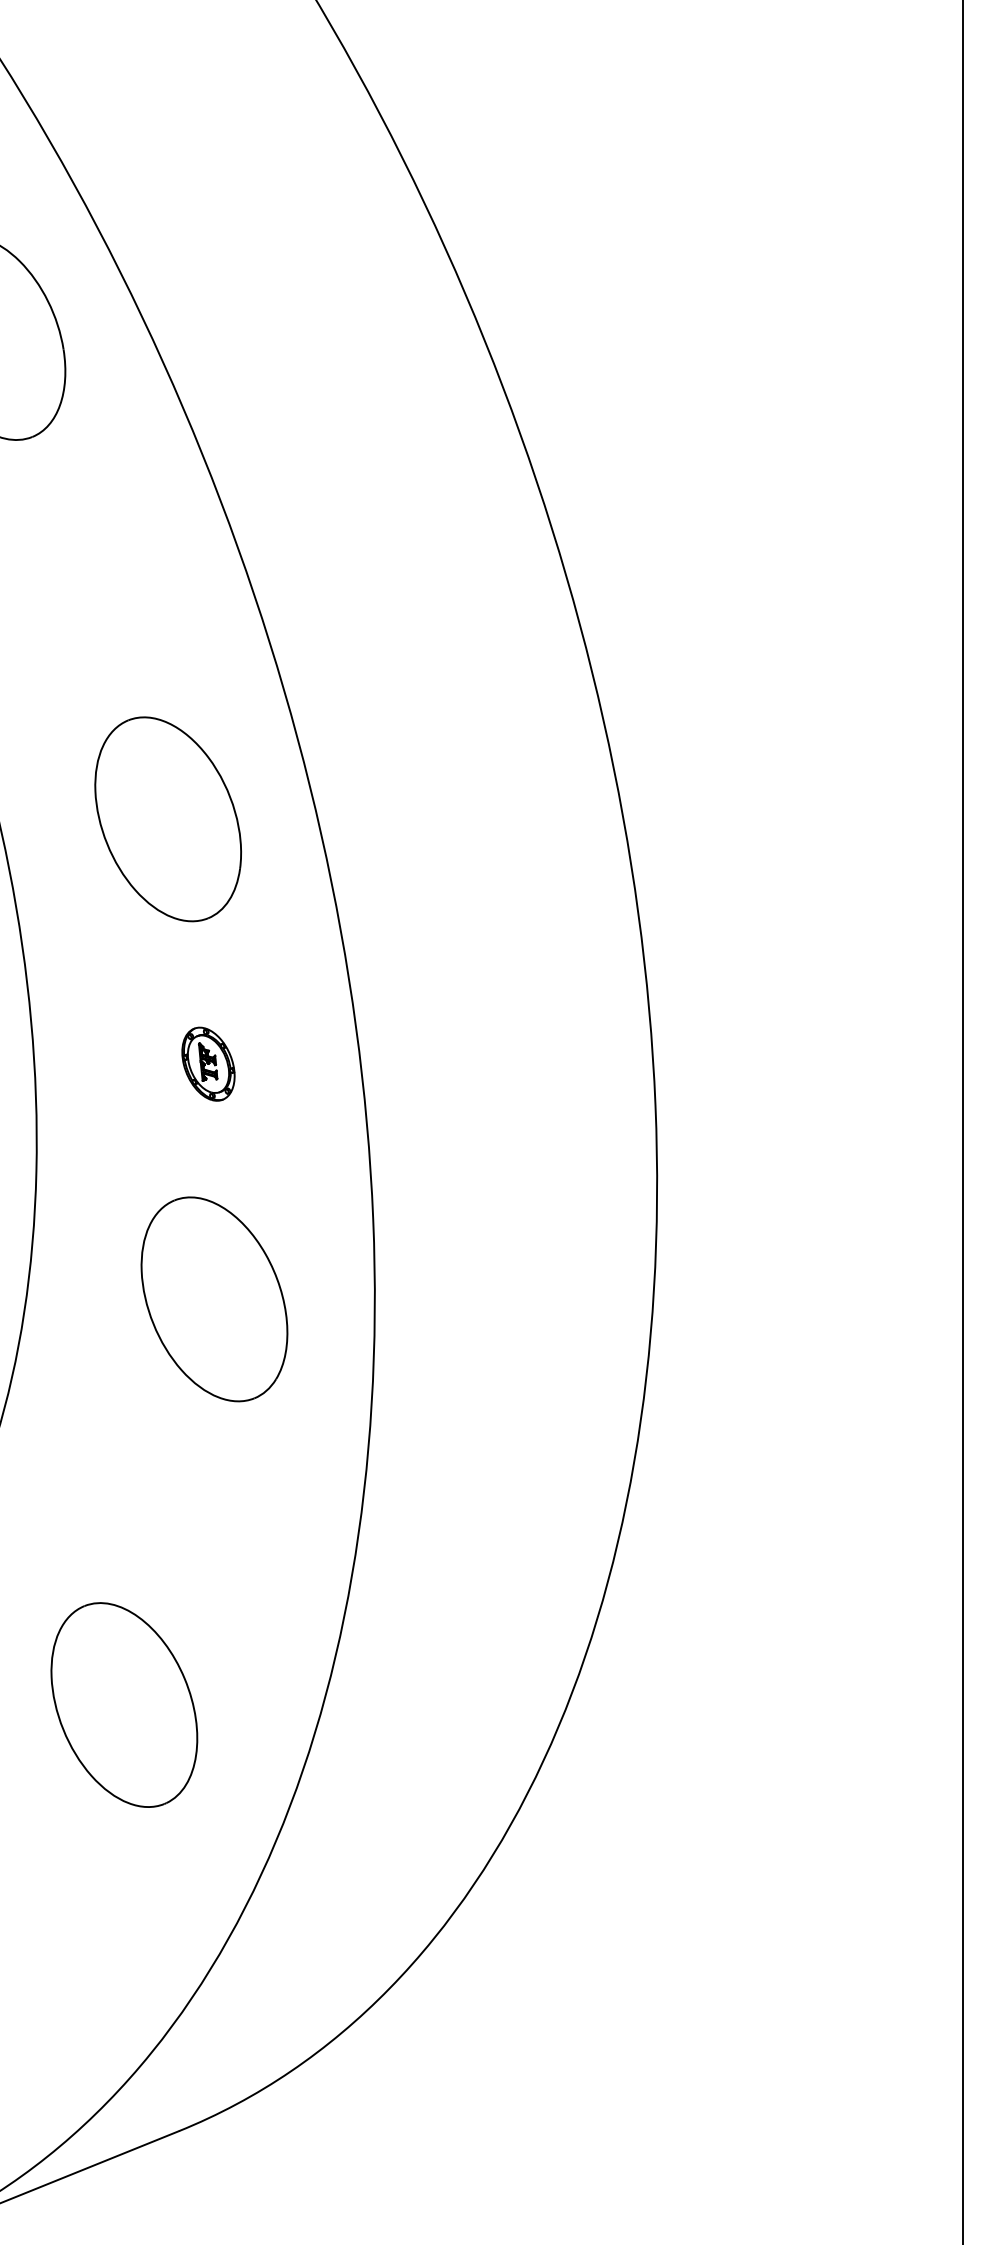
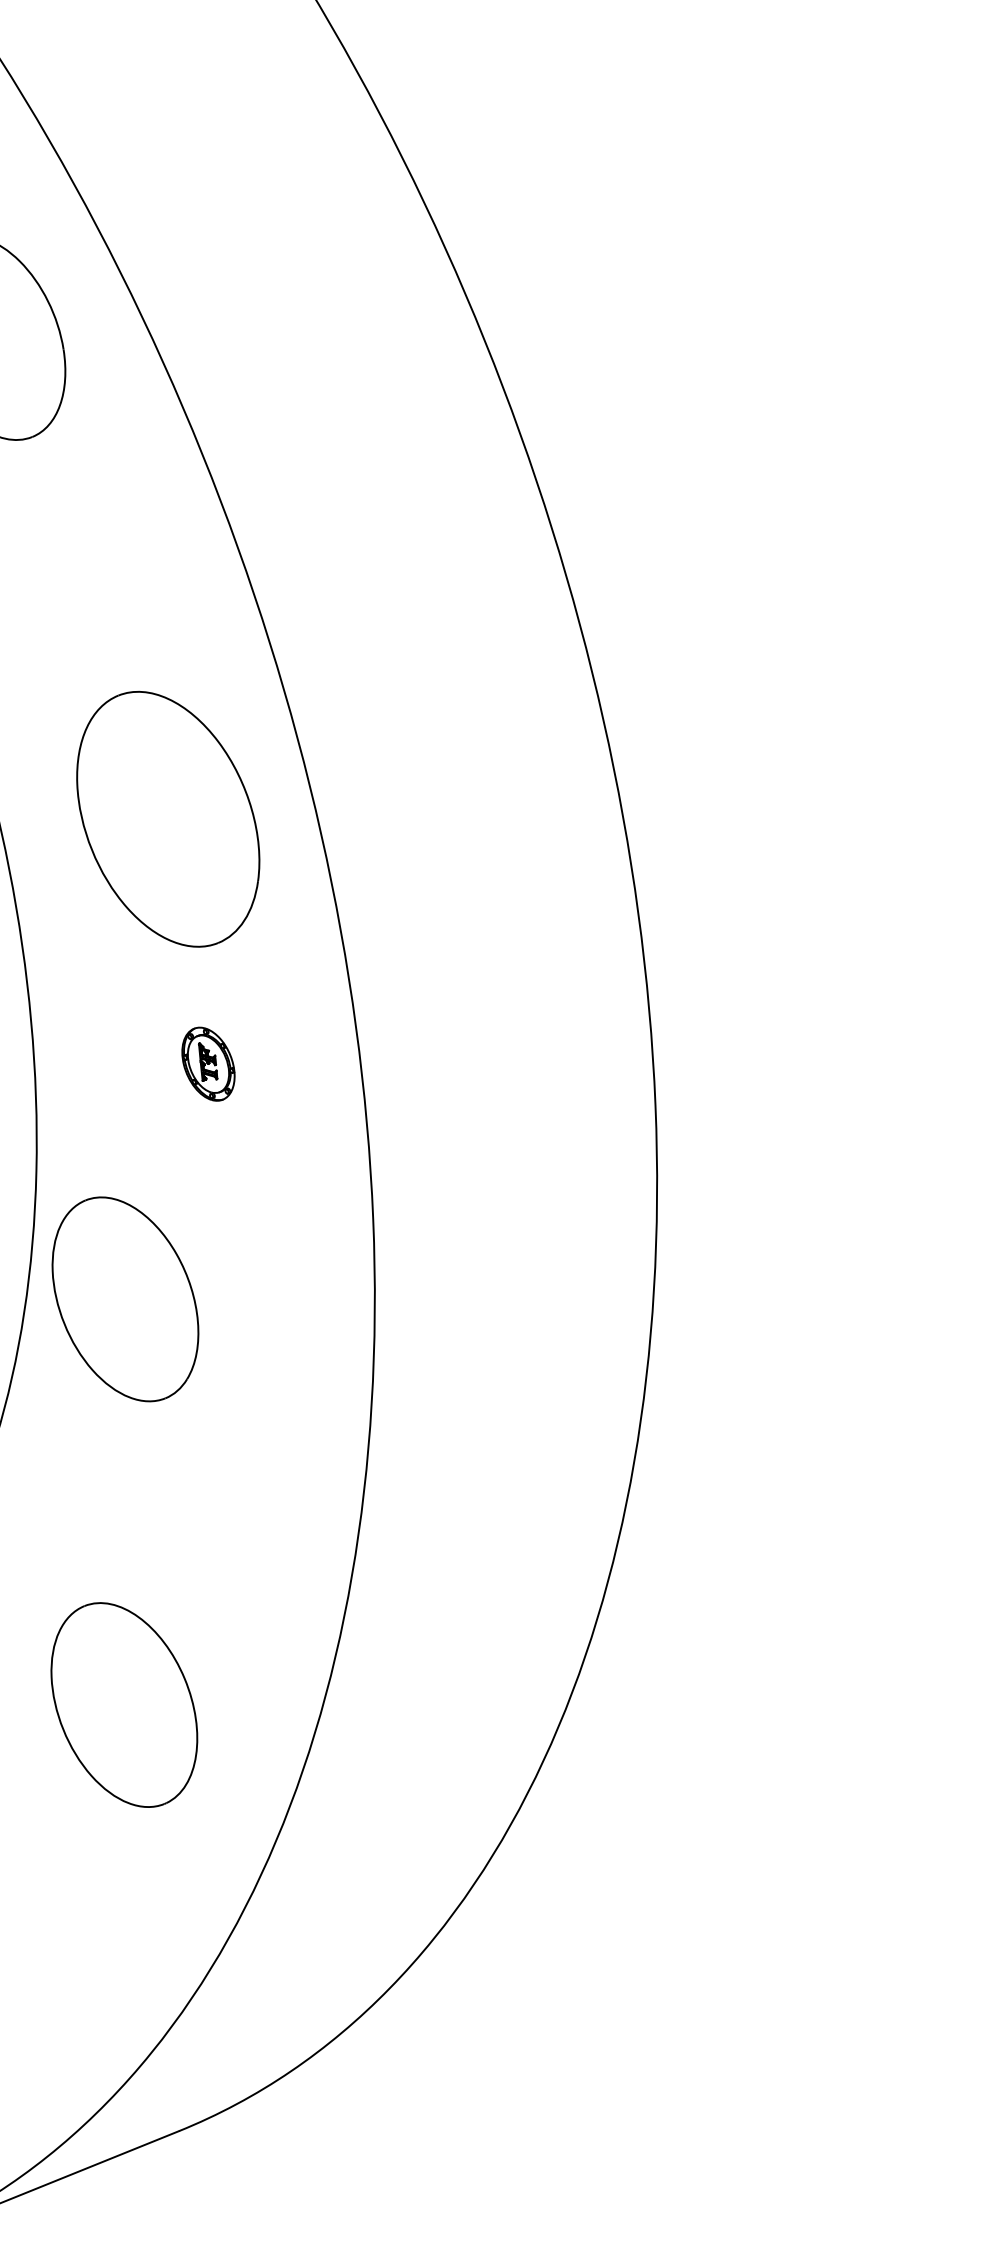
part size: 148x207 px -> 185x258 px (168, 818)
line: present -> none (963, 1121)
part position: (214, 1299) -> (125, 1299) (125, 1299)
